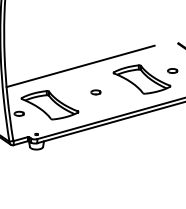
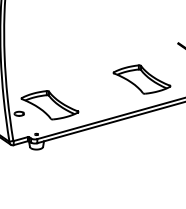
line: present -> none (80, 66)
part: present -> none (172, 70)
part: present -> none (95, 92)
